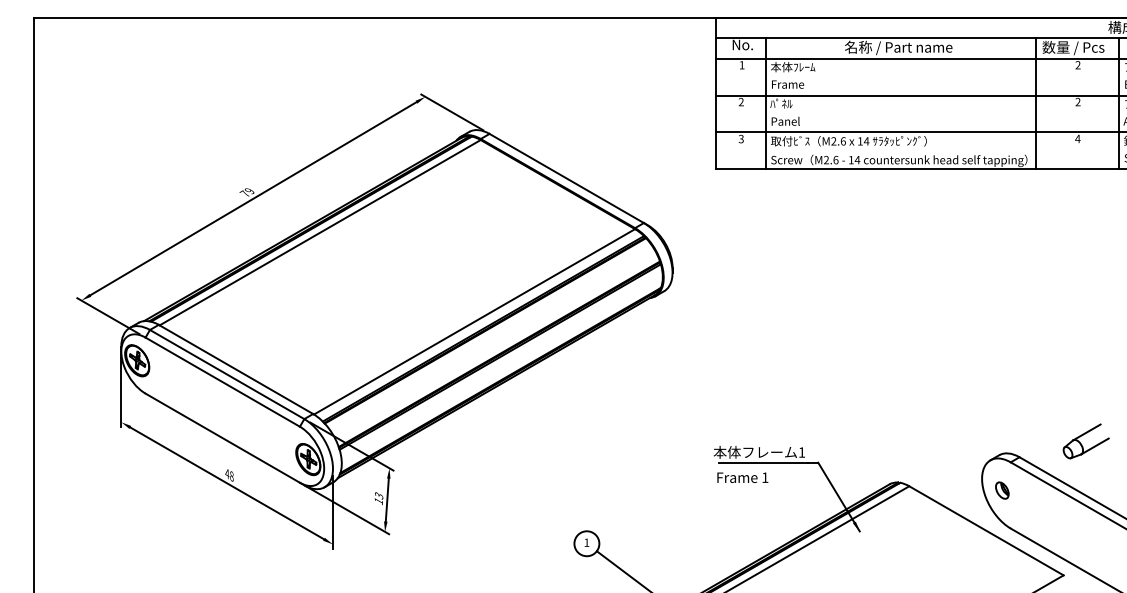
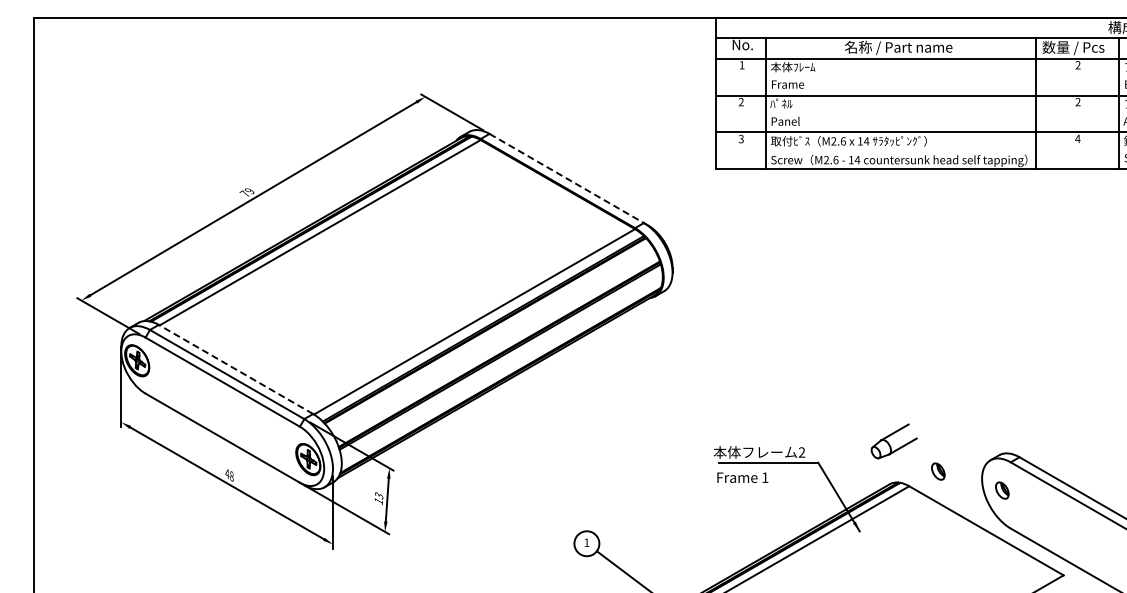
line: solid -> dashed (567, 178)
line: solid -> dashed (235, 369)
part position: (1085, 441) -> (893, 441) (893, 441)
text: 1 -> 2 (801, 452)
part: none -> present (938, 471)
